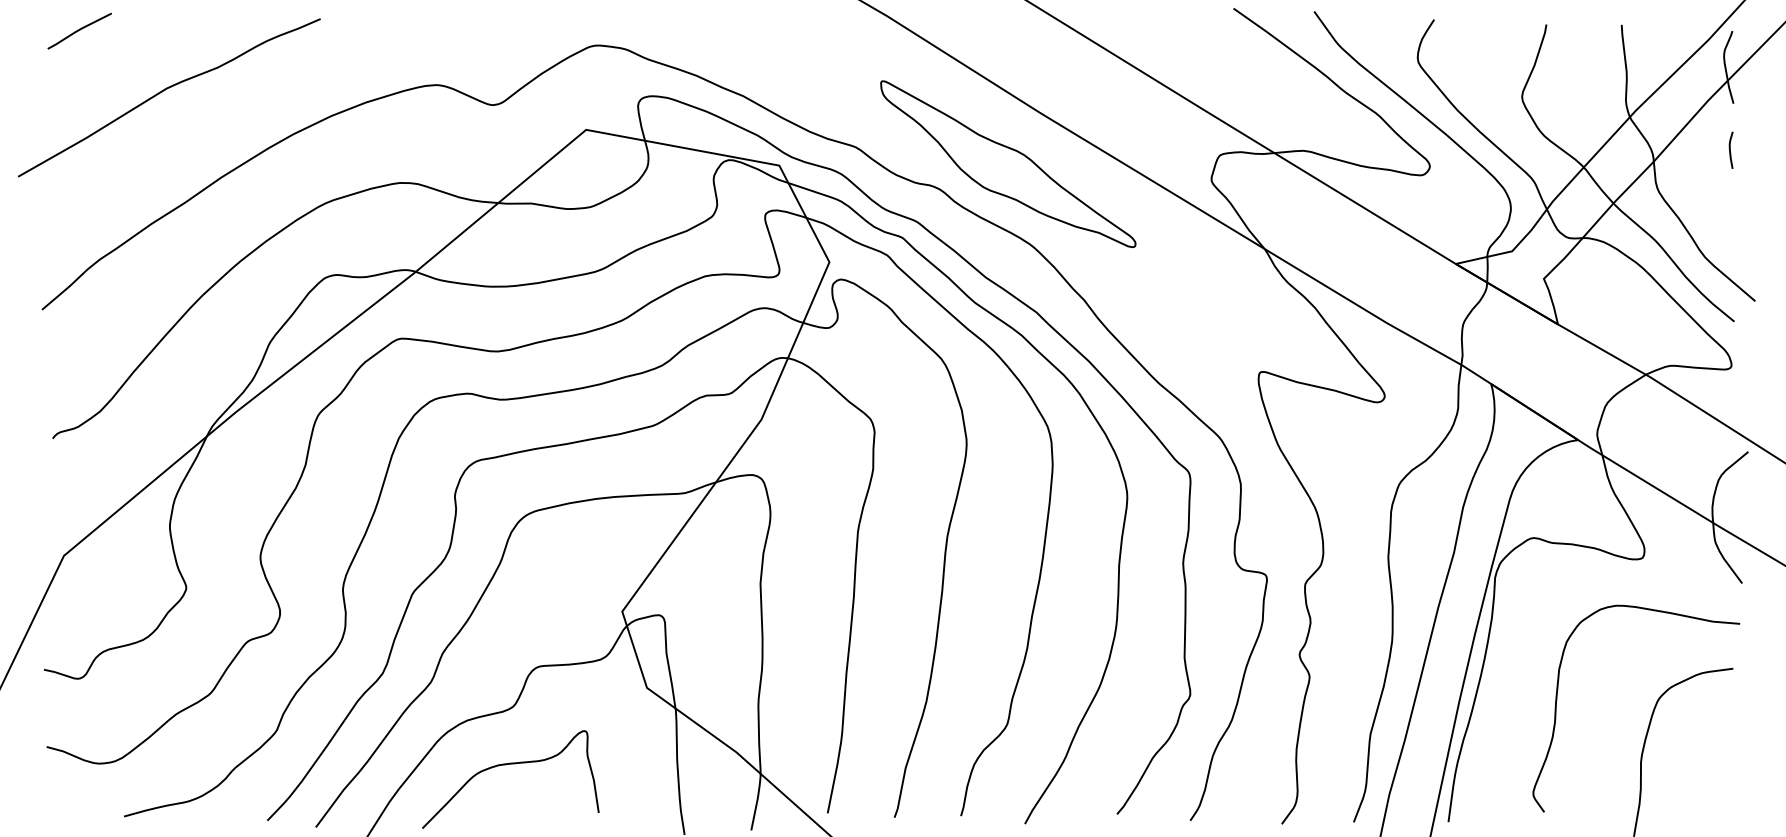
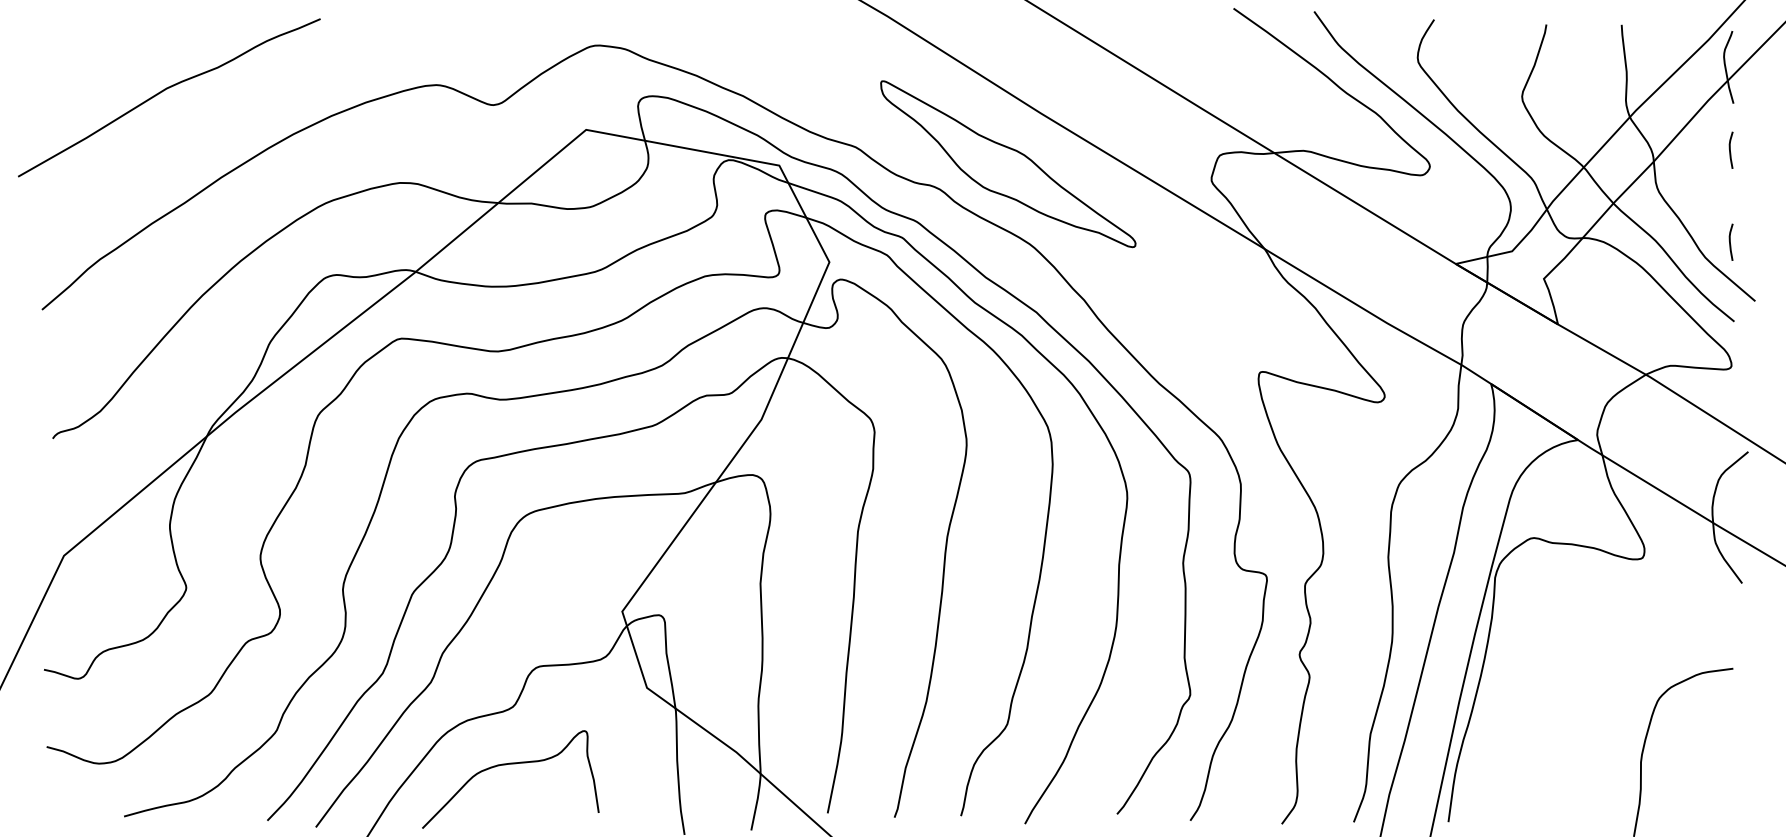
line: present -> none (79, 30)
curve: none -> present (1730, 241)
curve: present -> none (1557, 700)
